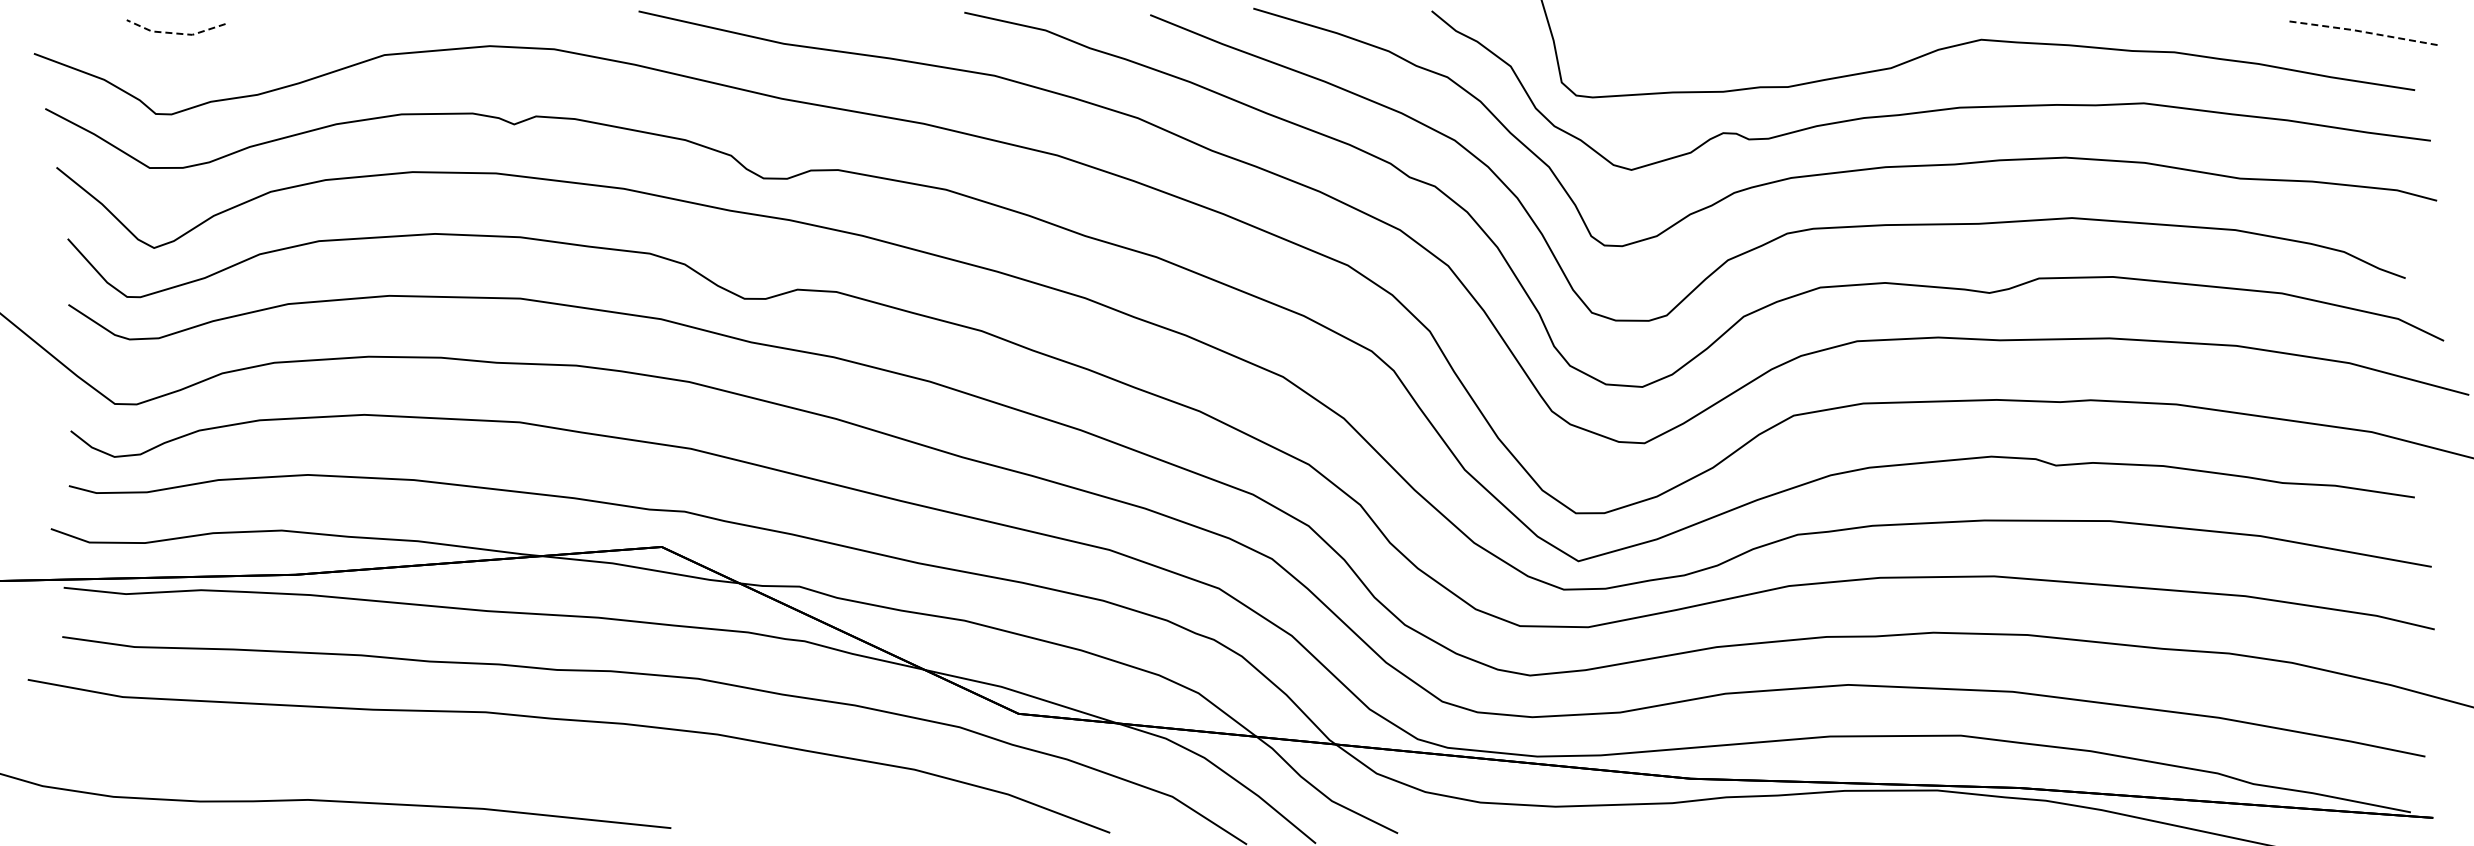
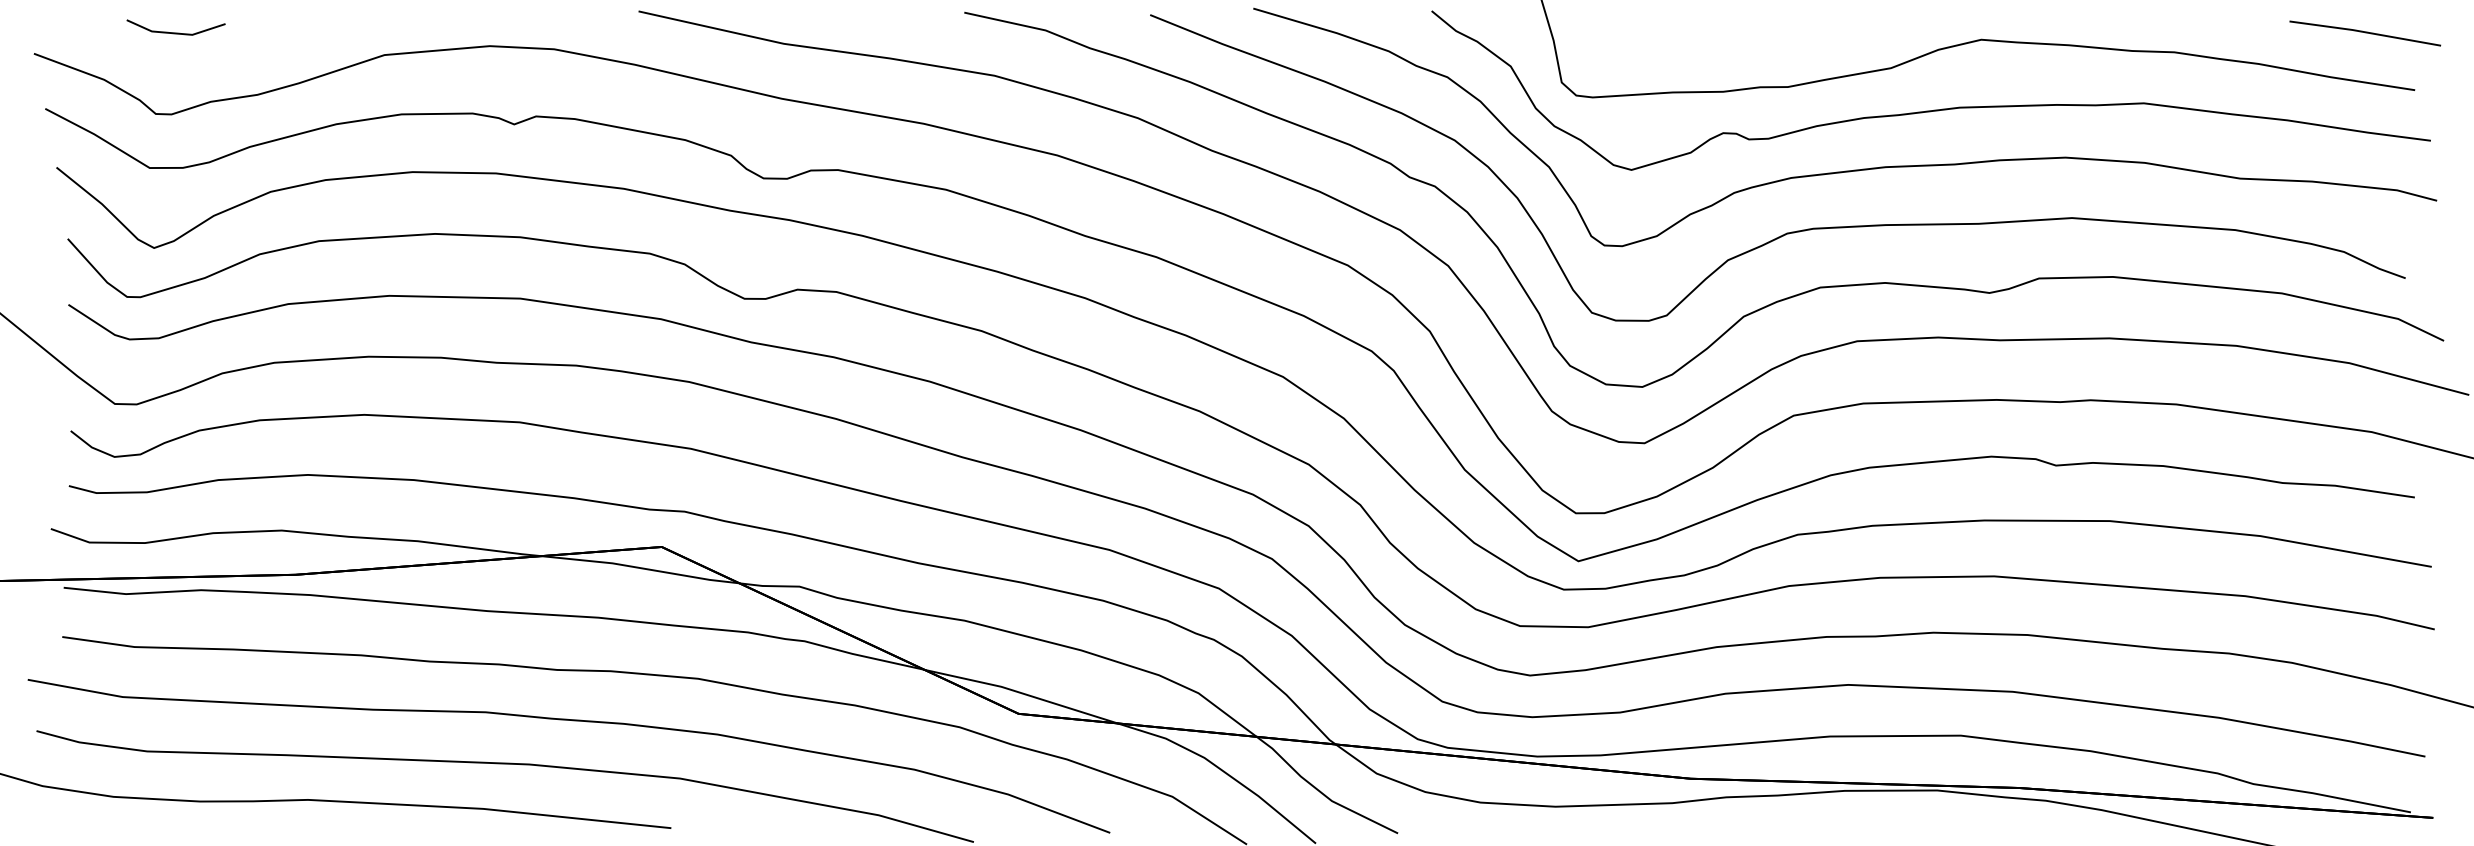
line: dashed -> solid (2365, 32)
line: dashed -> solid (175, 33)
curve: none -> present (504, 764)
